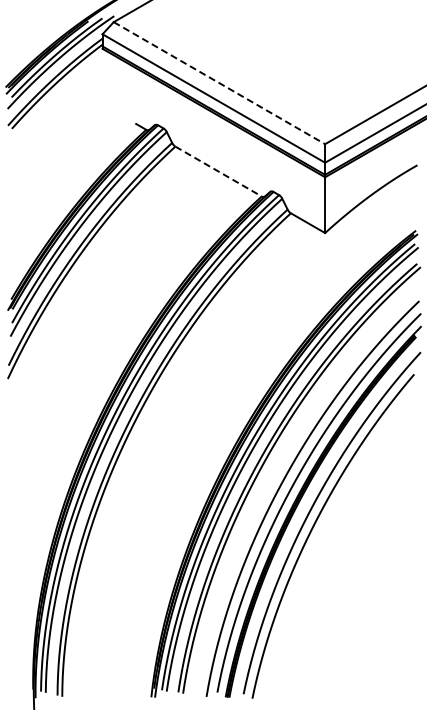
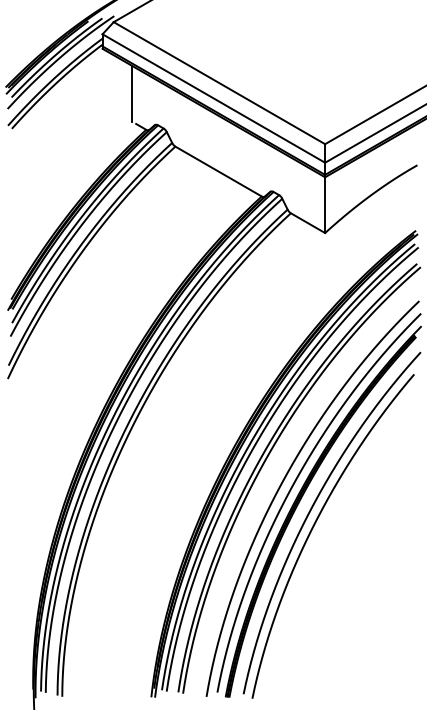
line: dashed -> solid (219, 83)
line: none -> present (131, 93)
line: dashed -> solid (218, 171)
